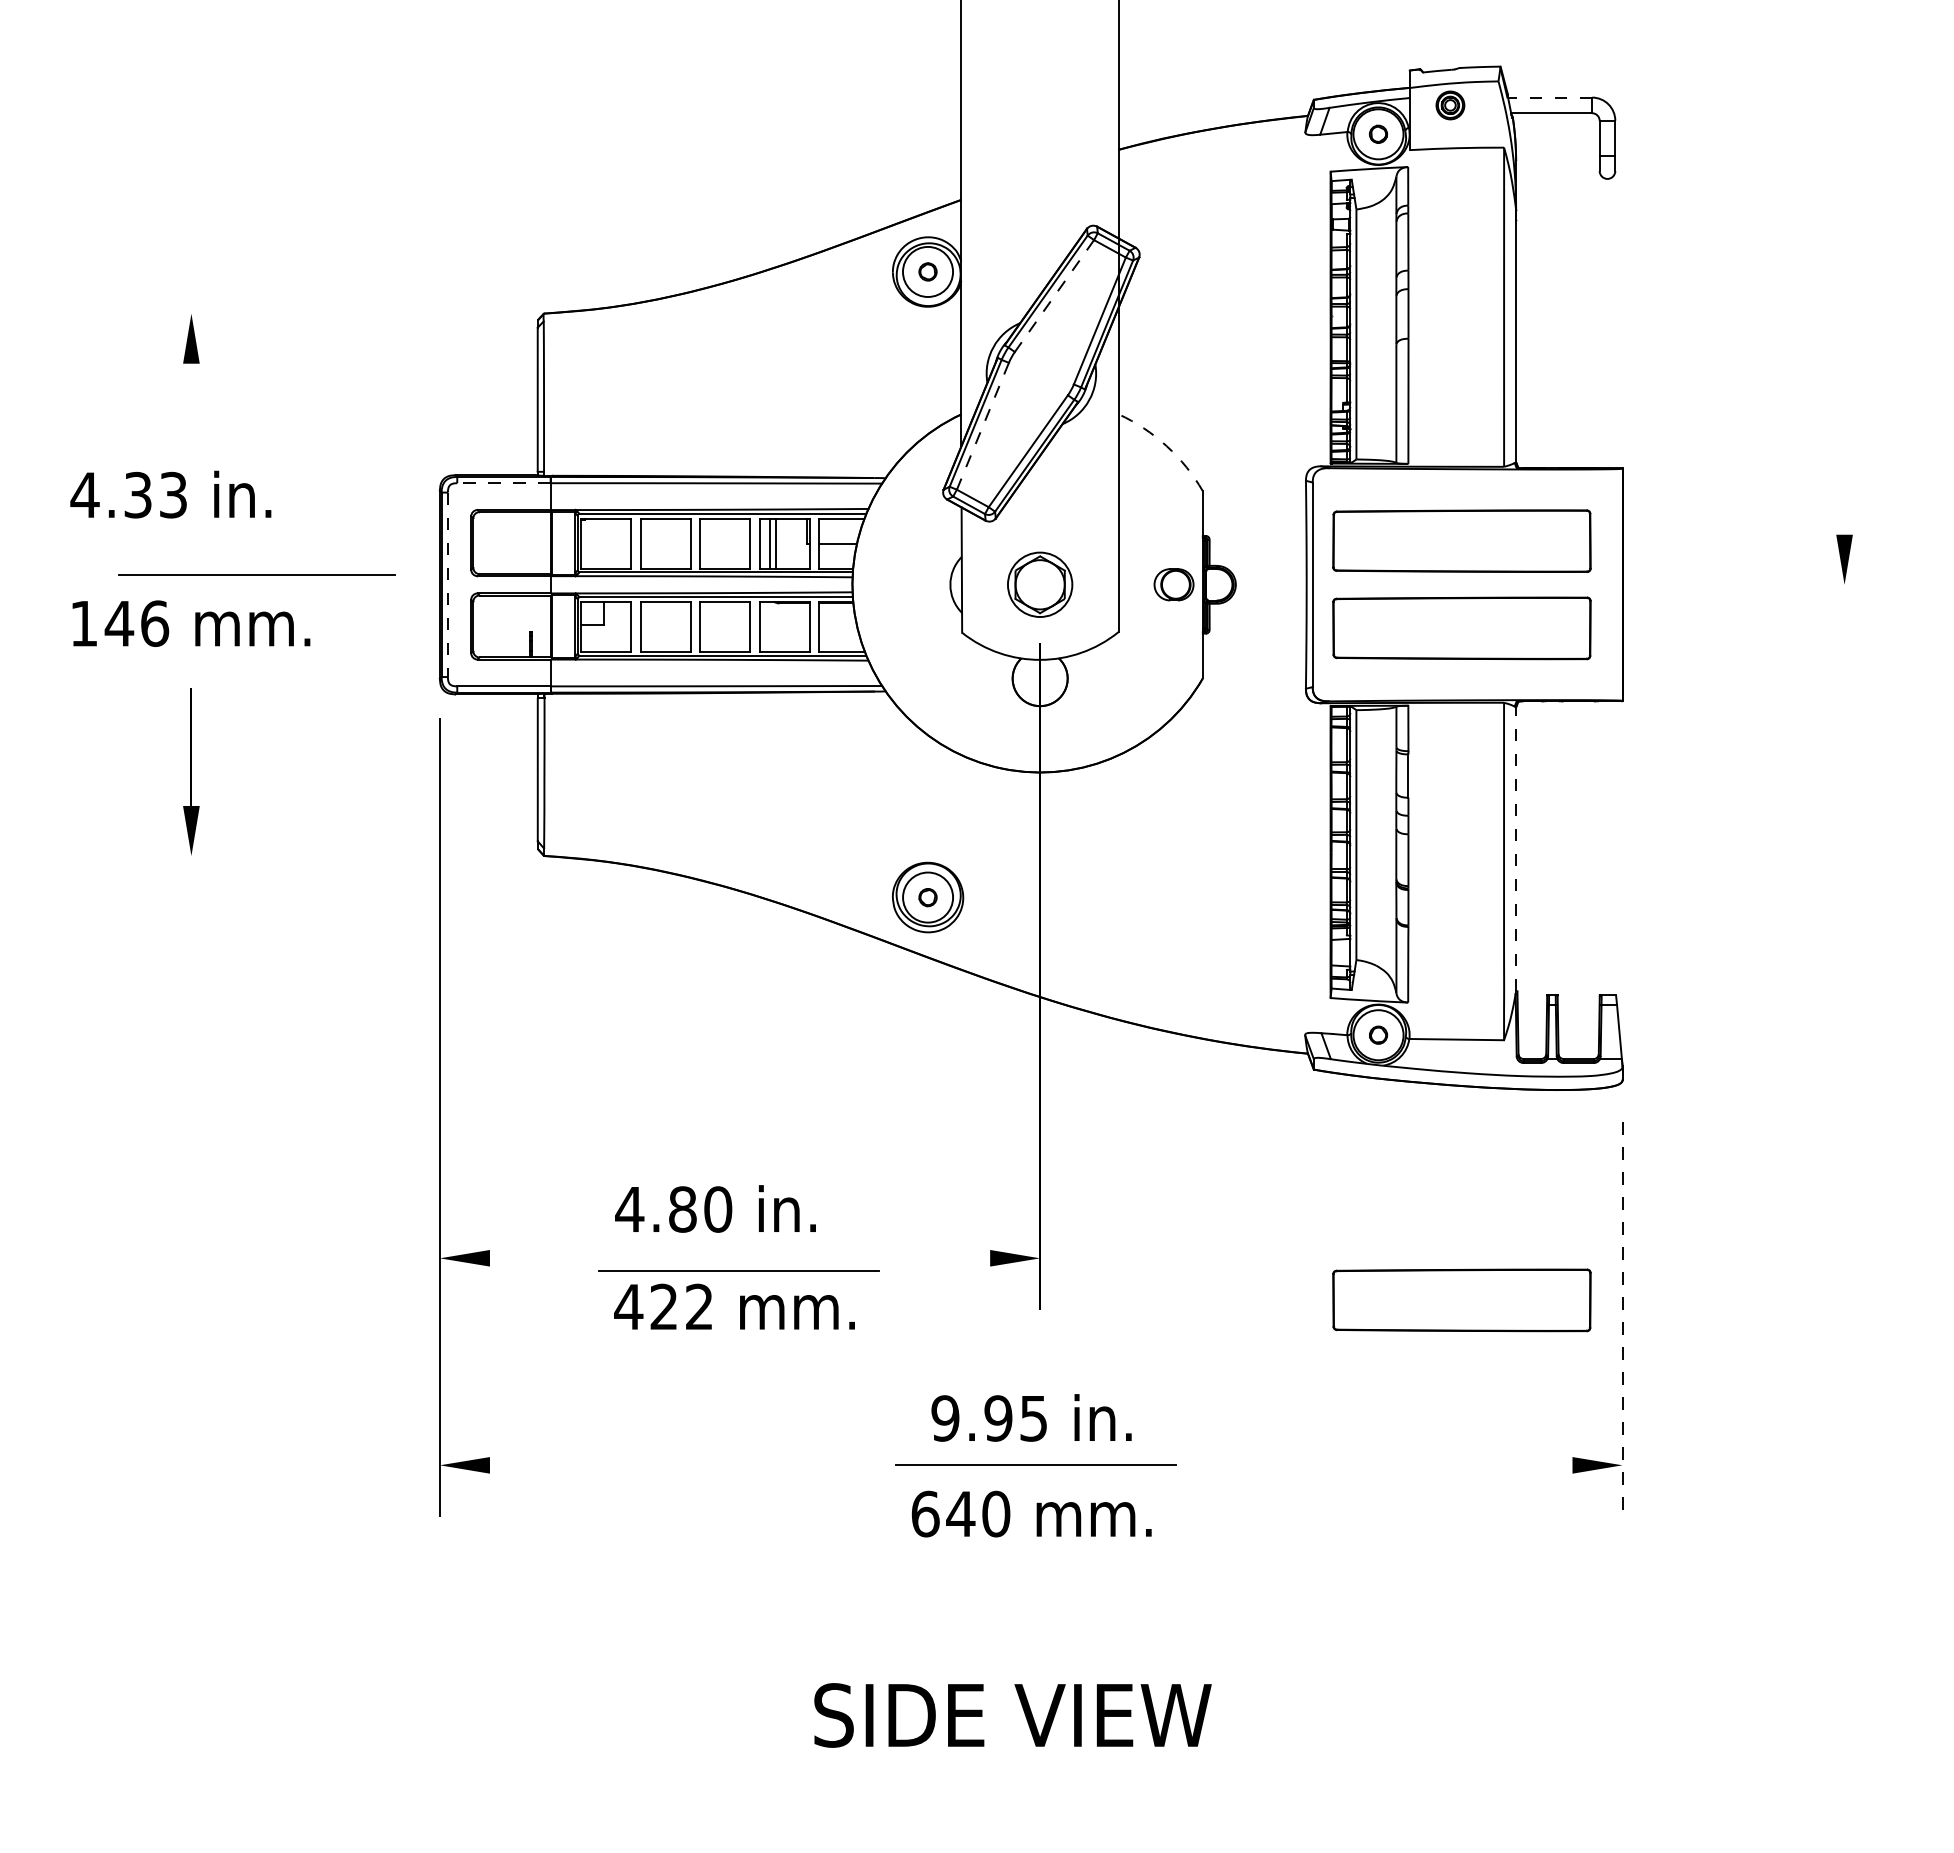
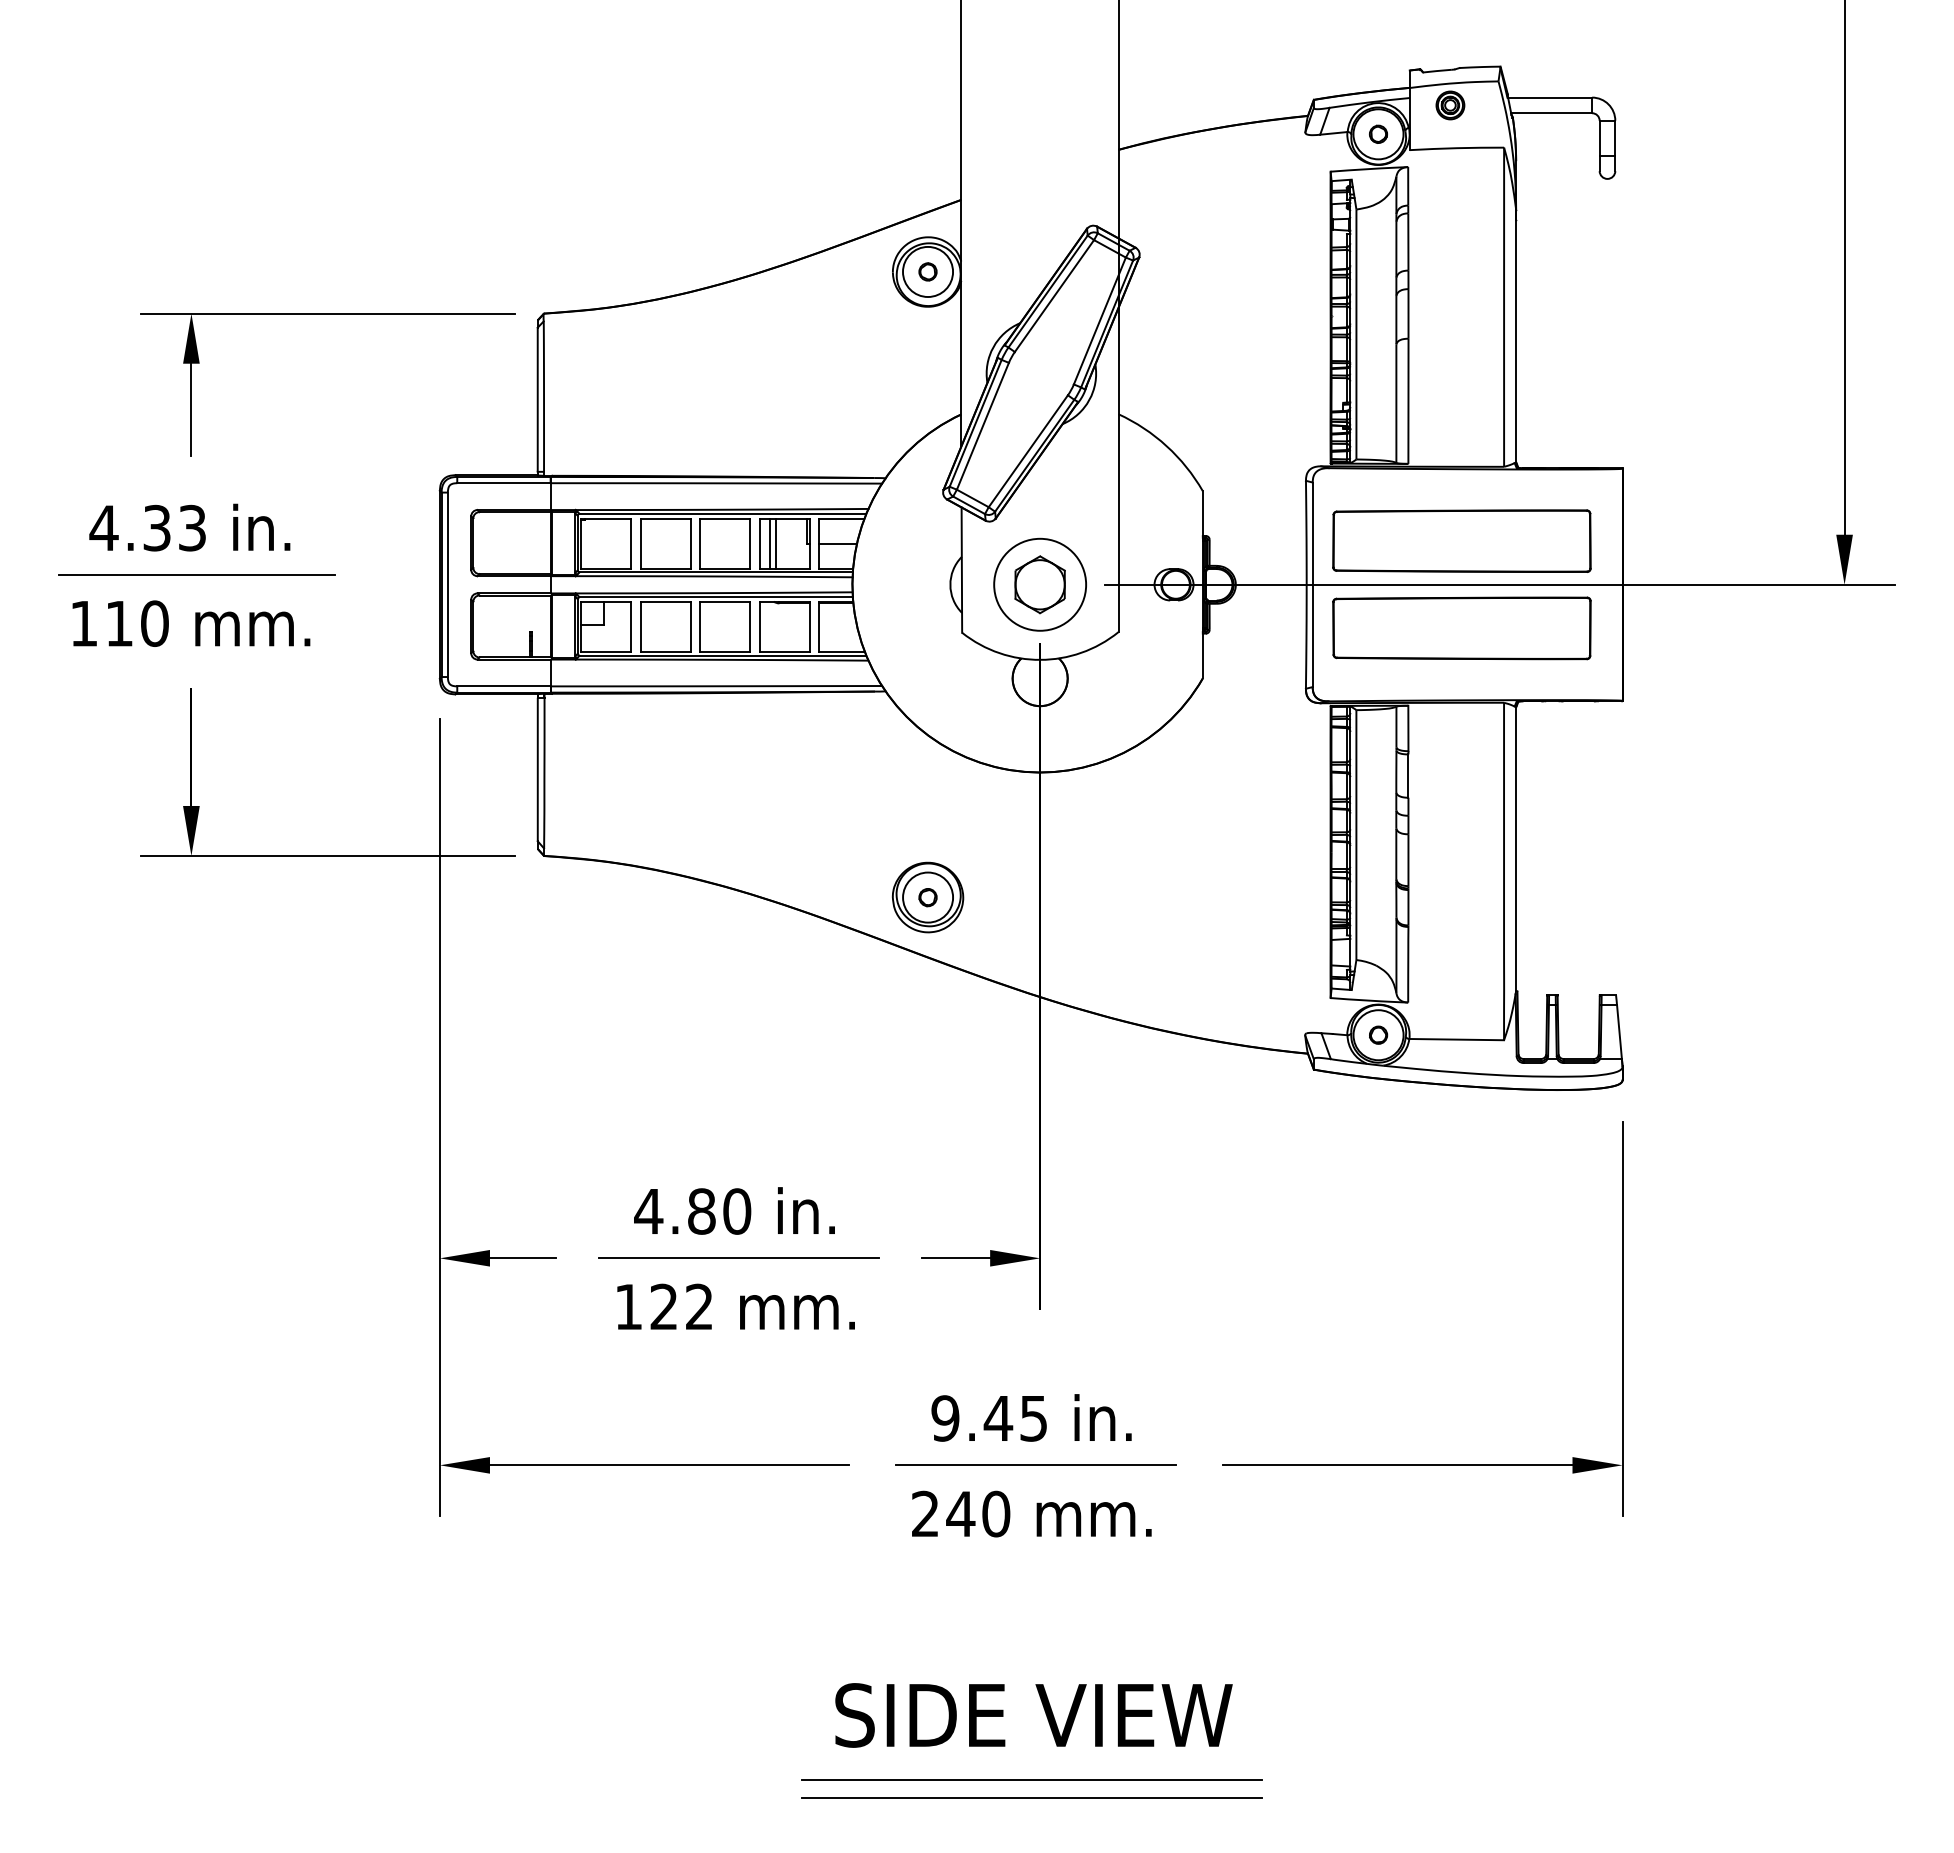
line: dashed -> solid (1549, 97)
line: none -> present (1844, 268)
line: dashed -> solid (1054, 296)
line: none -> present (327, 313)
line: none -> present (191, 409)
line: dashed -> solid (982, 426)
arc: dashed -> solid (1166, 446)
line: dashed -> solid (503, 483)
text position: (170, 494) -> (189, 527) (189, 527)
line position: (256, 574) -> (196, 574) (196, 574)
circle diameter: 64 px -> 92 px (1040, 584)
line: none -> present (1500, 584)
line: dashed -> solid (447, 585)
text: 146 -> 110 (136, 623)
line: dashed -> solid (1516, 848)
line: none -> present (327, 856)
text position: (715, 1208) -> (734, 1210) (734, 1210)
line: none -> present (522, 1258)
line: none -> present (960, 1258)
line position: (738, 1270) -> (738, 1257) (738, 1257)
part: present -> none (1461, 1300)
text: 422 -> 122 (628, 1306)
line: dashed -> solid (1622, 1319)
text: 9.95 -> 9.45 (998, 1418)
line: none -> present (668, 1465)
line: none -> present (1397, 1465)
text: 640 -> 240 (925, 1513)
text position: (1012, 1715) -> (1033, 1715) (1033, 1715)
line: none -> present (1031, 1779)
line: none -> present (1031, 1797)
